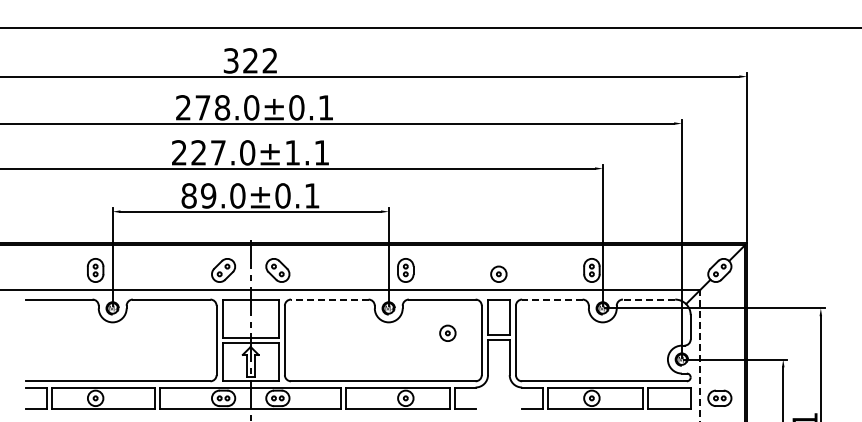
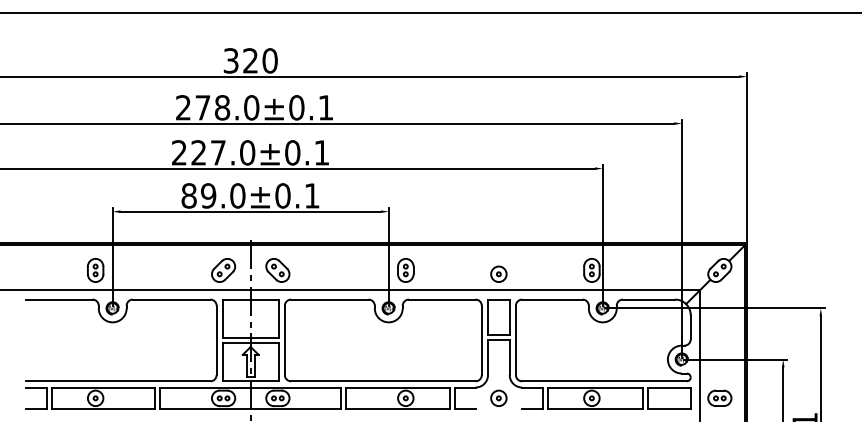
line position: (430, 27) -> (430, 12) (430, 12)
text: 322 -> 320 (269, 60)
text: 227.0±1.1 -> 227.0±0.1 (292, 152)
line: dashed -> solid (329, 299)
line: dashed -> solid (551, 299)
line: dashed -> solid (648, 299)
part position: (447, 332) -> (498, 397) (498, 397)
line: dashed -> solid (699, 355)
